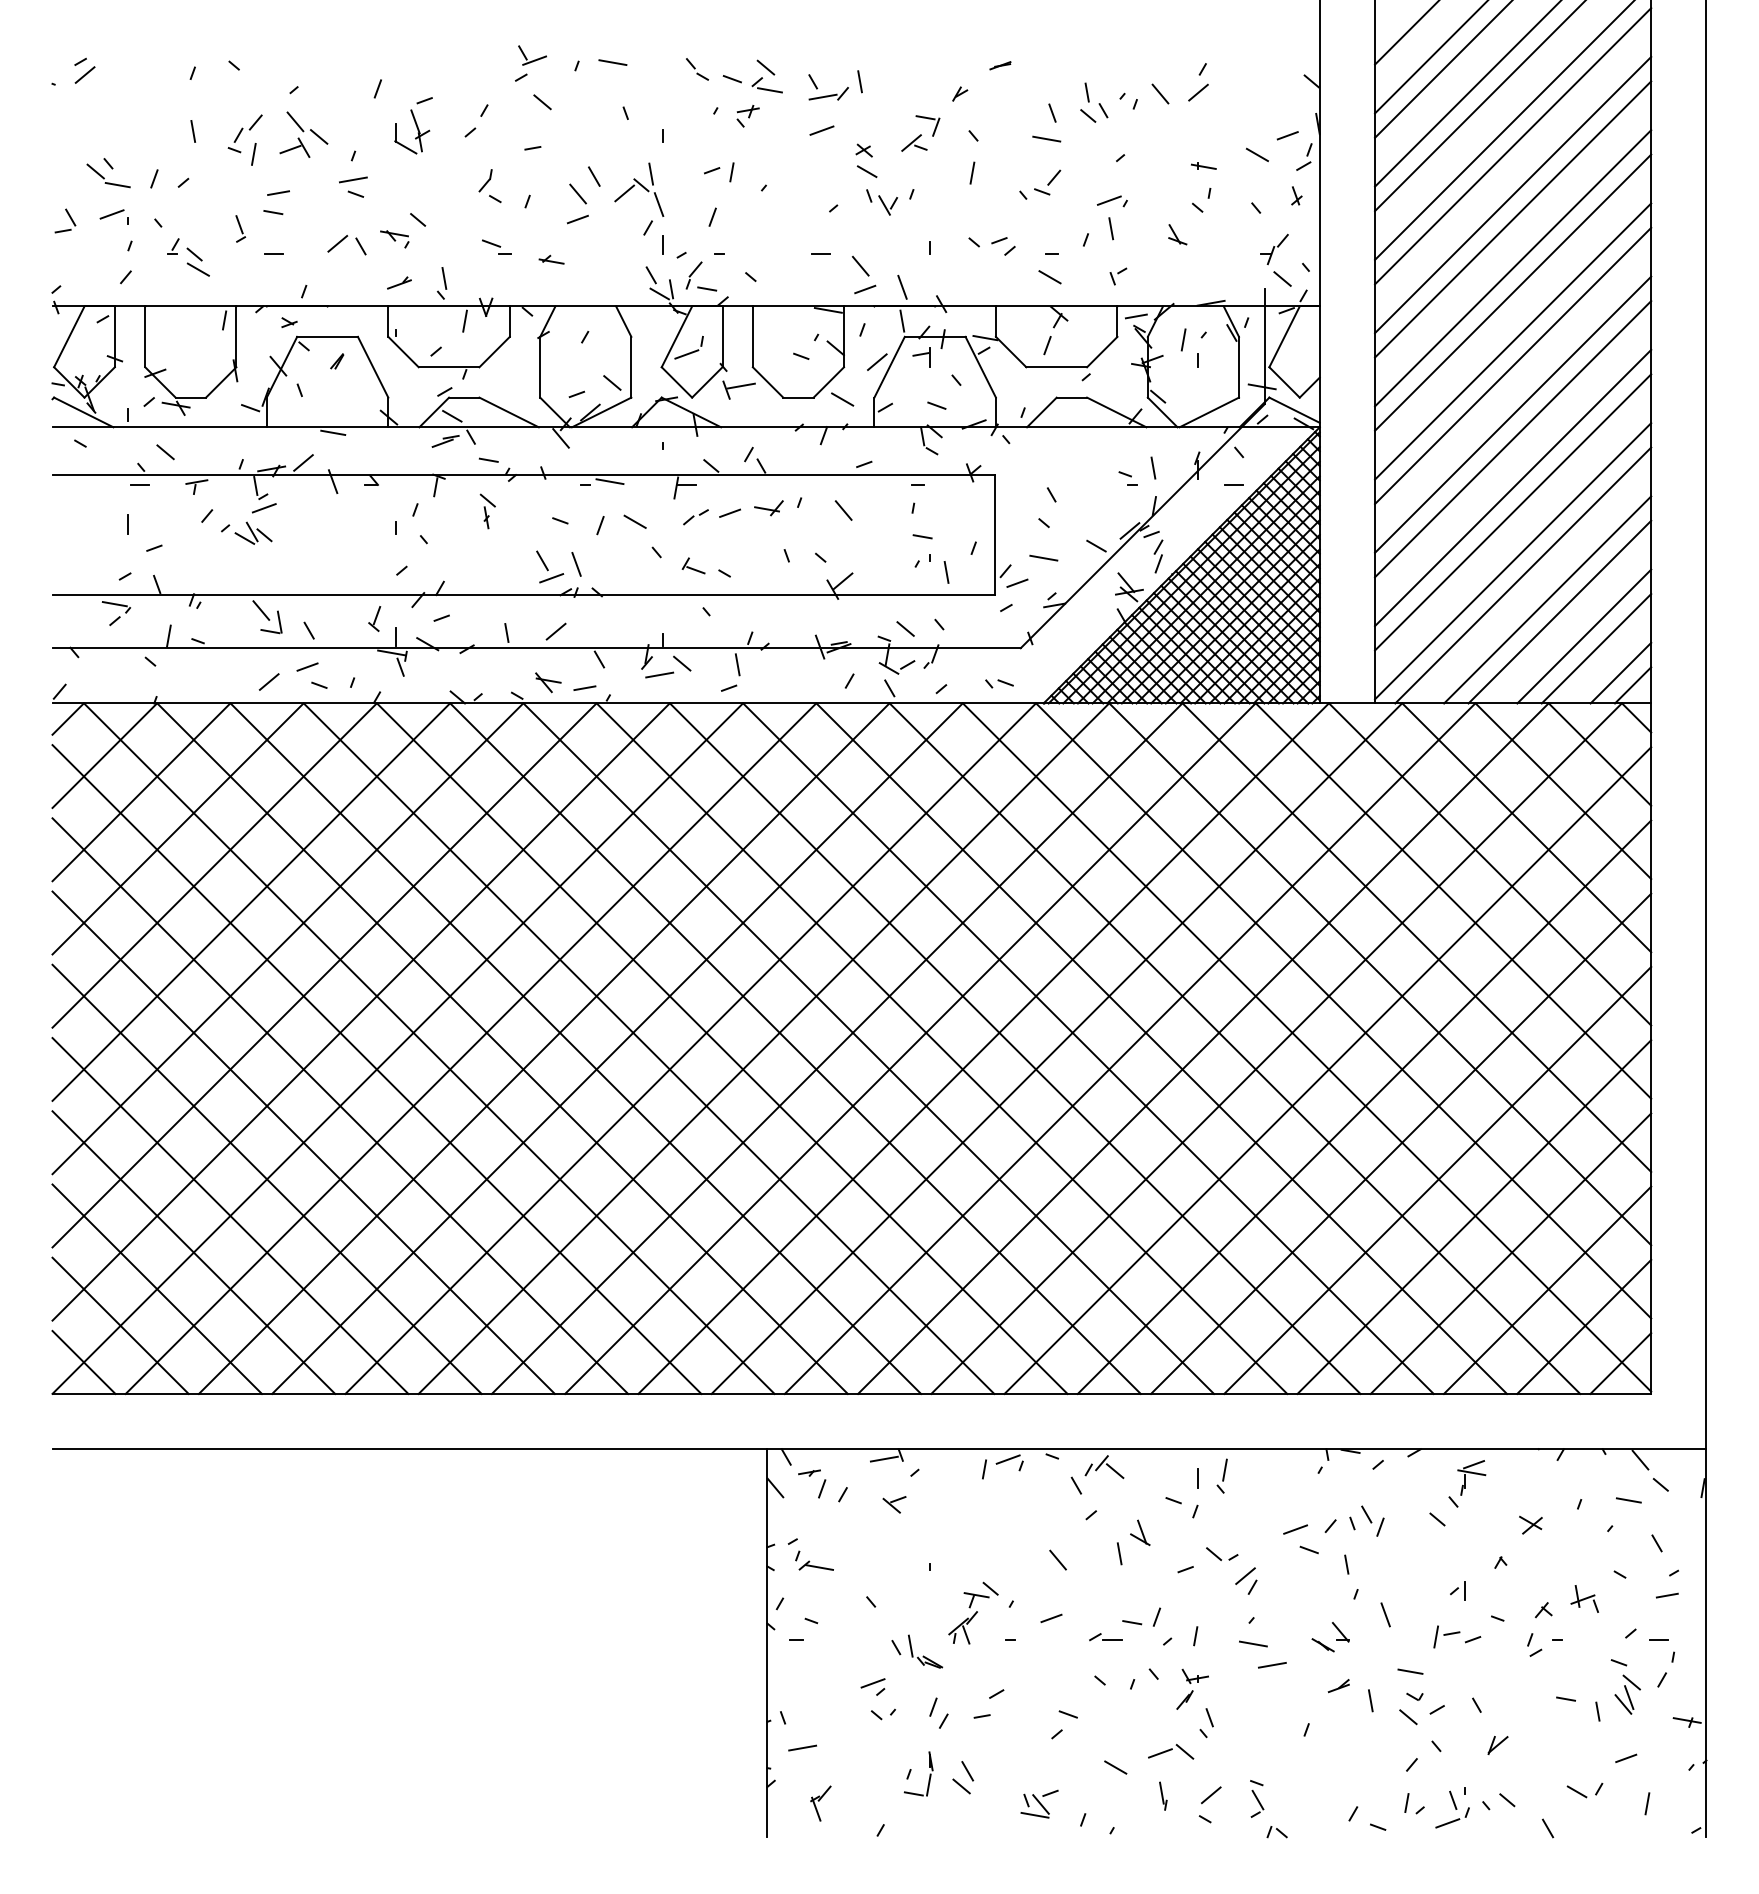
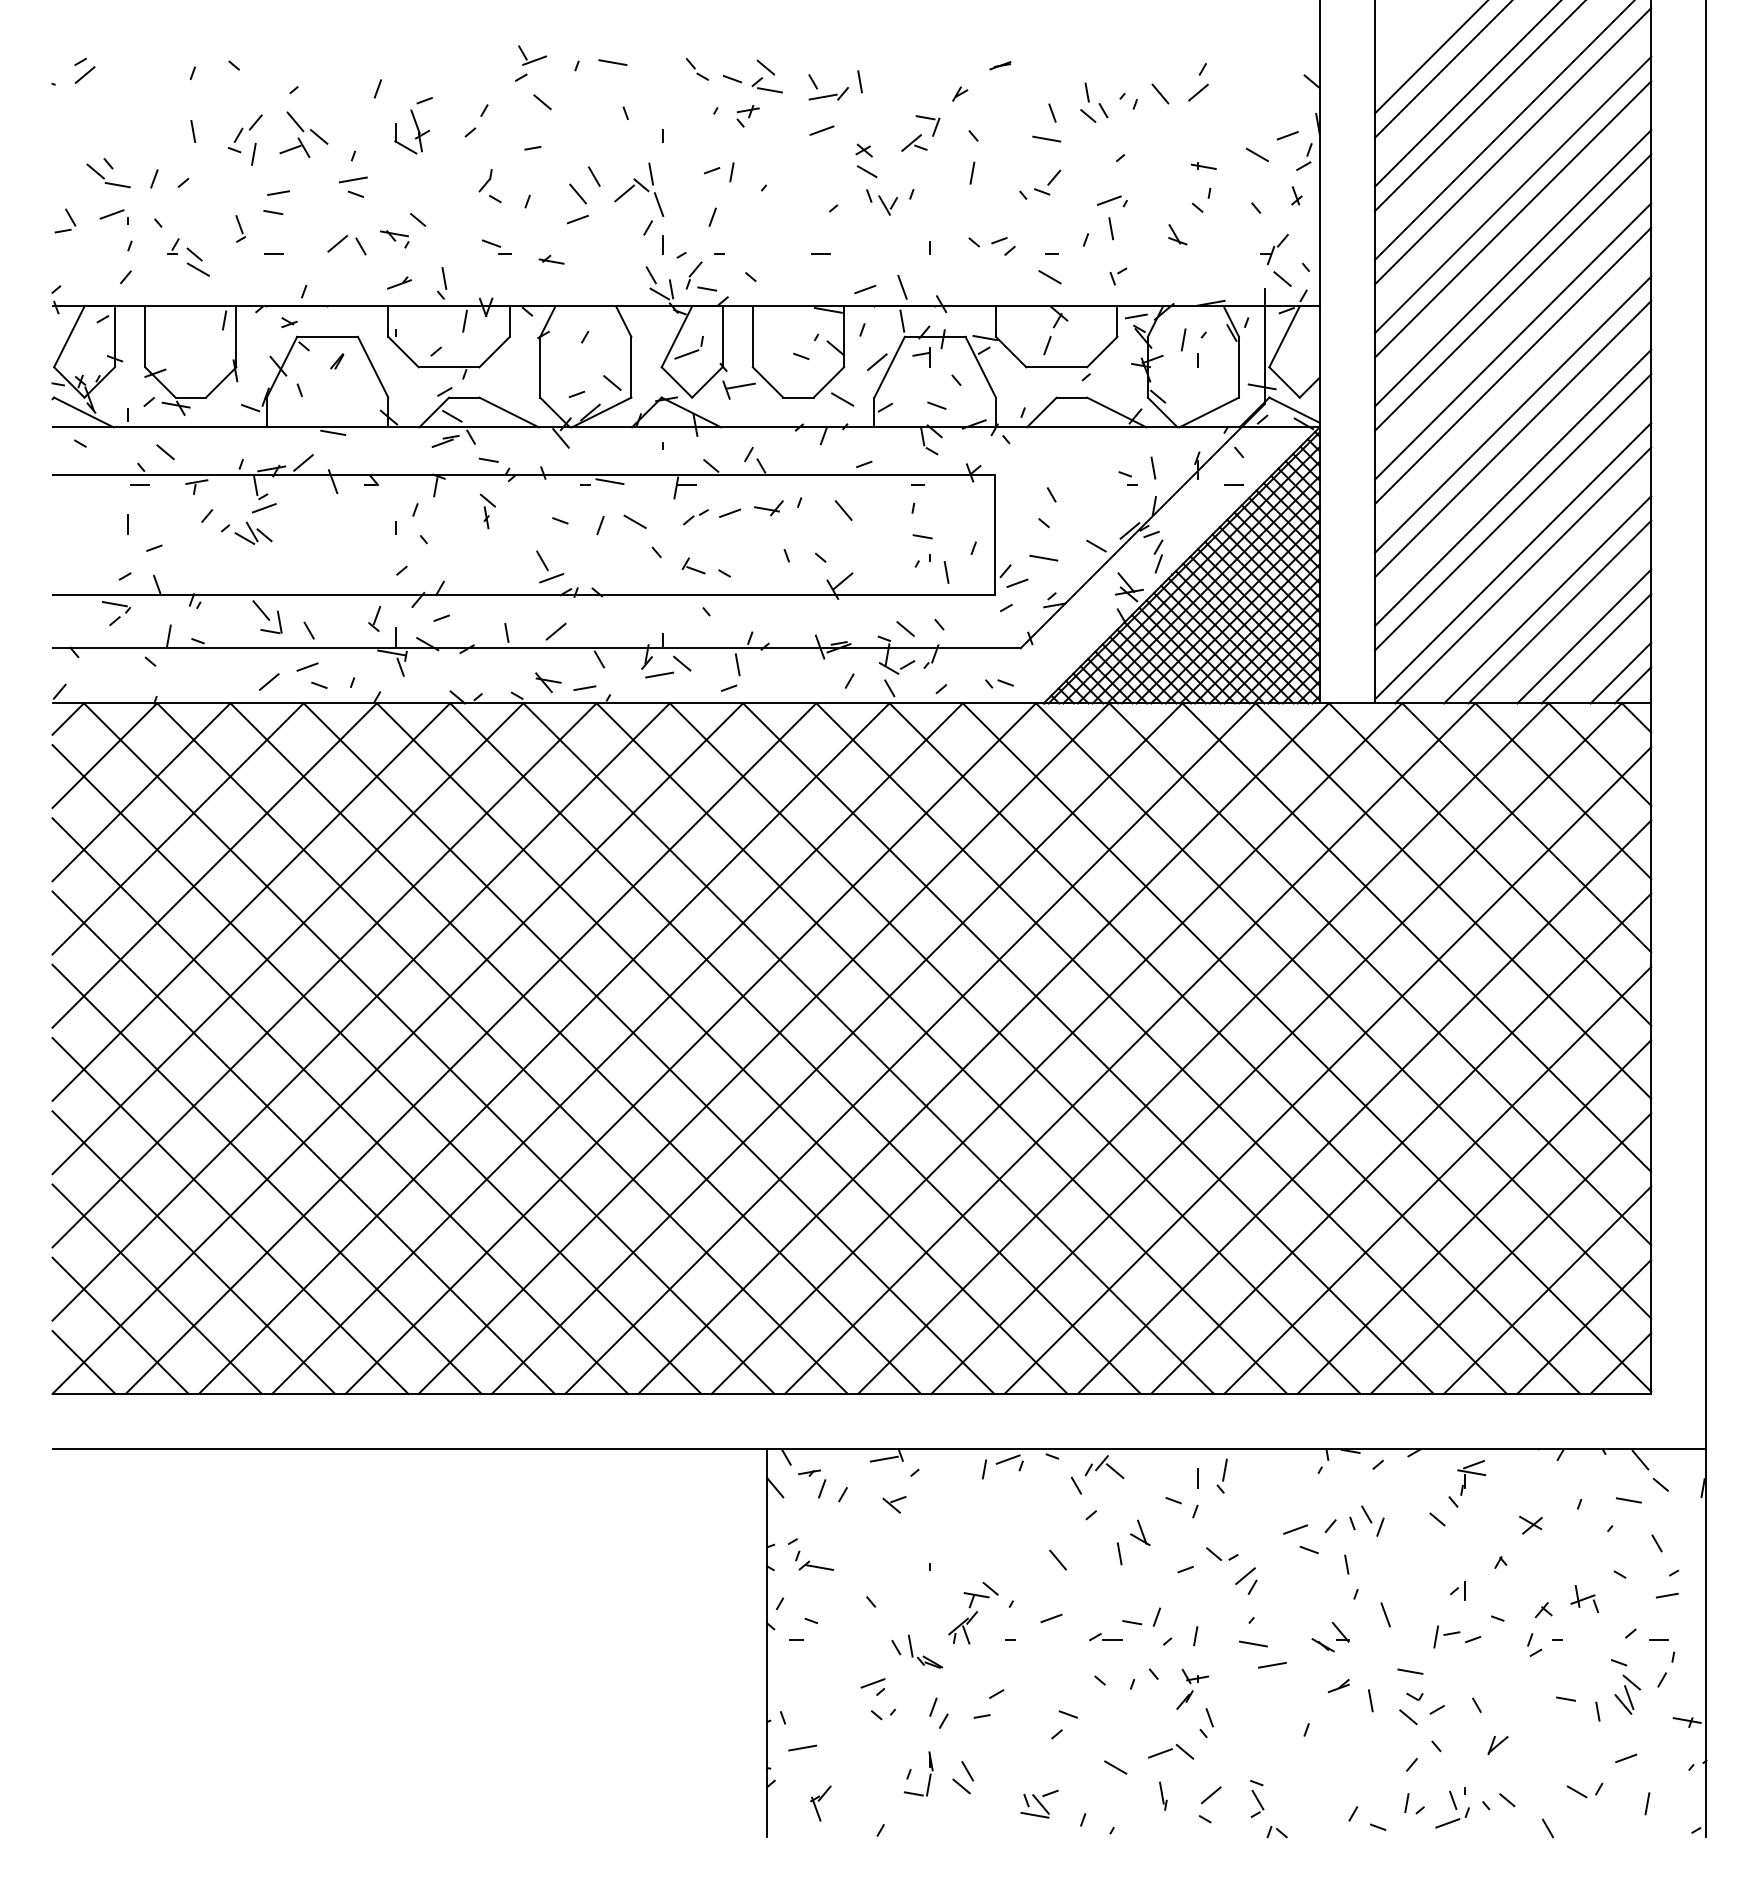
line: present -> none (1406, 33)
line: present -> none (860, 265)
line: present -> none (576, 564)
